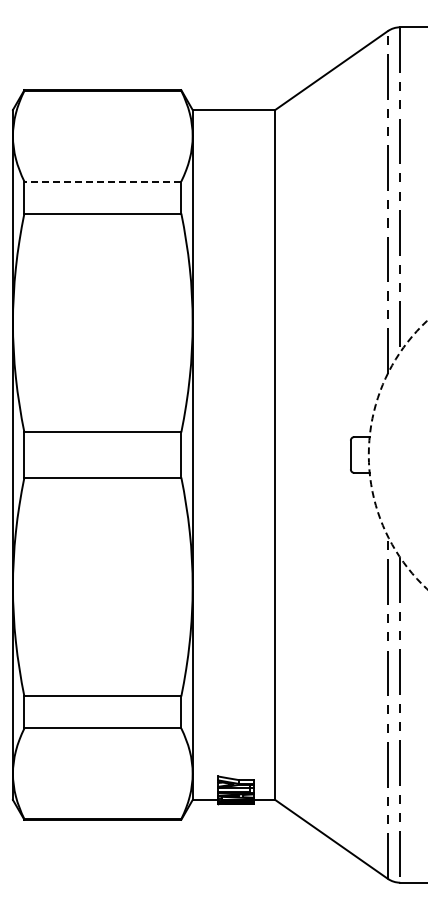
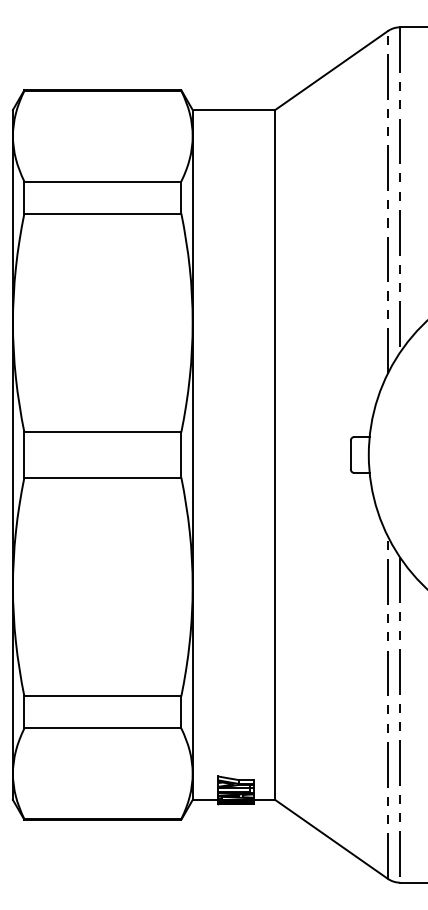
line: dashed -> solid (102, 181)
arc: dashed -> solid (368, 455)
